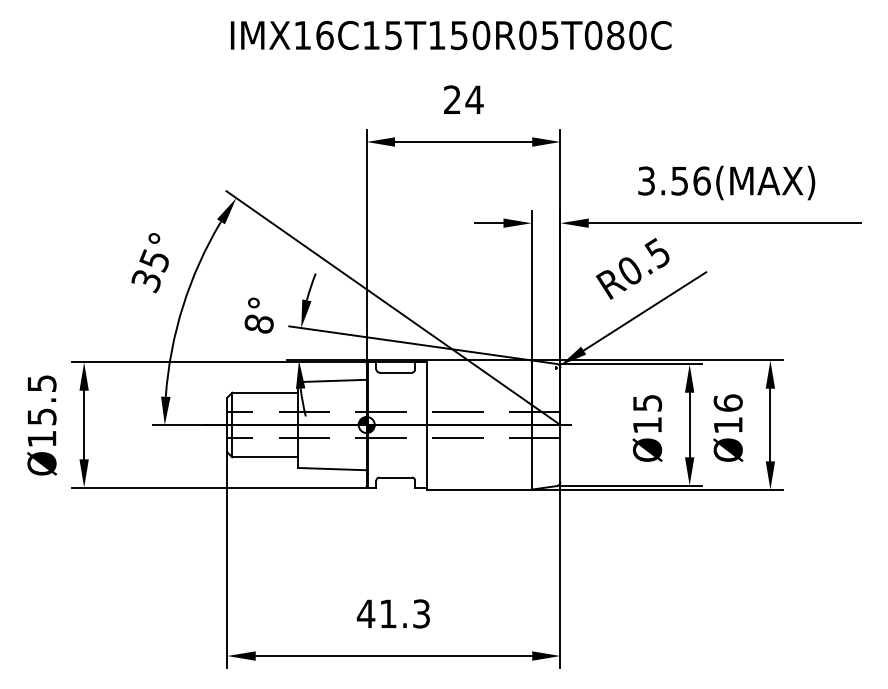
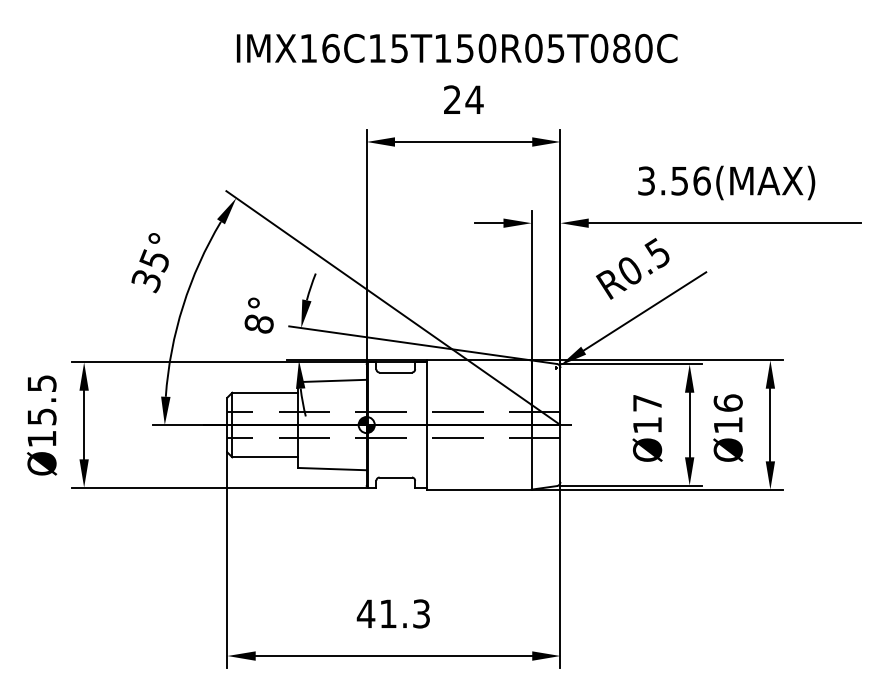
text position: (451, 35) -> (457, 48) (457, 48)
text: Ø15 -> Ø17 (647, 403)
